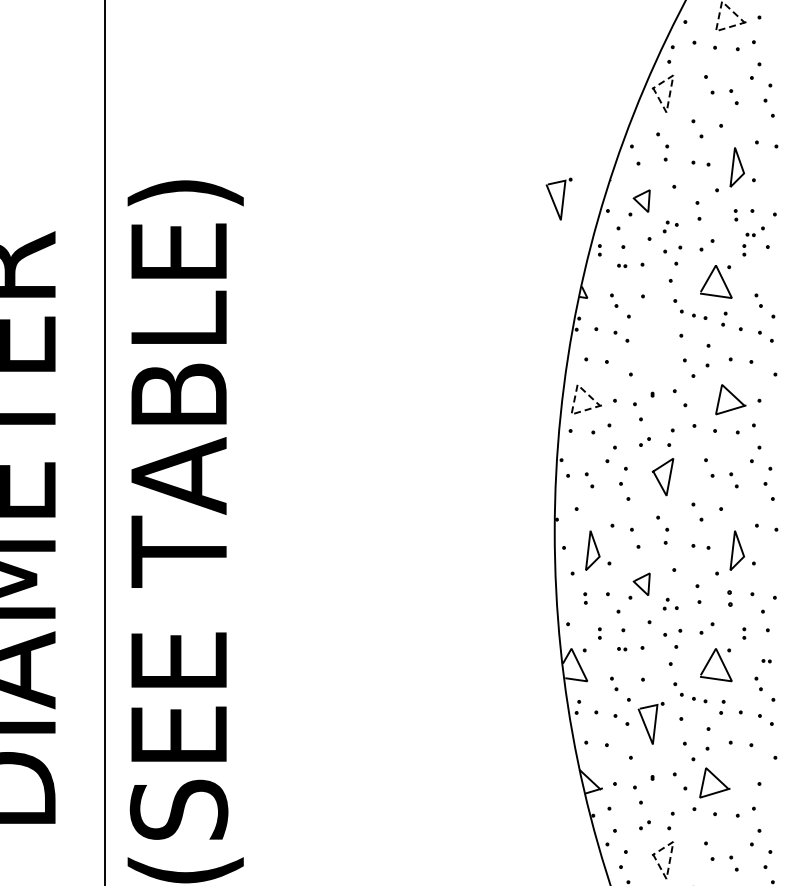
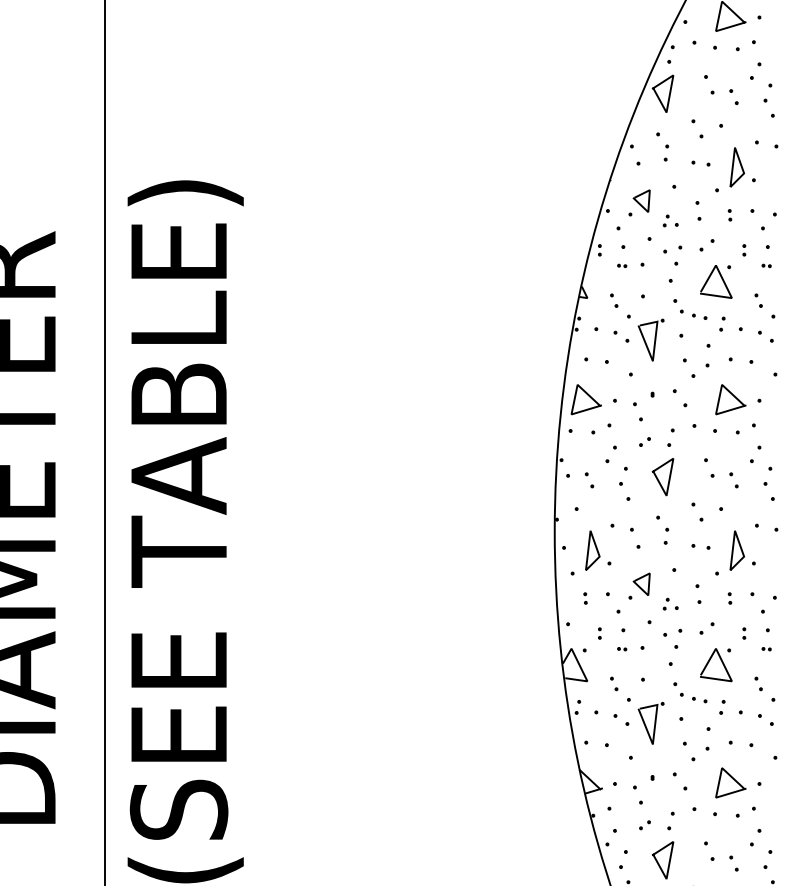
line: dashed -> solid (719, 15)
line: dashed -> solid (669, 94)
part position: (558, 198) -> (650, 339) (650, 339)
part position: (735, 215) -> (729, 215) (729, 215)
part position: (665, 226) -> (665, 220) (665, 220)
part position: (750, 234) -> (766, 265) (766, 265)
part position: (724, 318) -> (722, 323) (722, 323)
line: dashed -> solid (574, 399)
part size: 6x17 px -> 6x13 px (729, 598)
part position: (766, 661) -> (766, 649) (766, 649)
line position: (716, 779) -> (732, 779) (732, 779)
line: dashed -> solid (669, 861)
